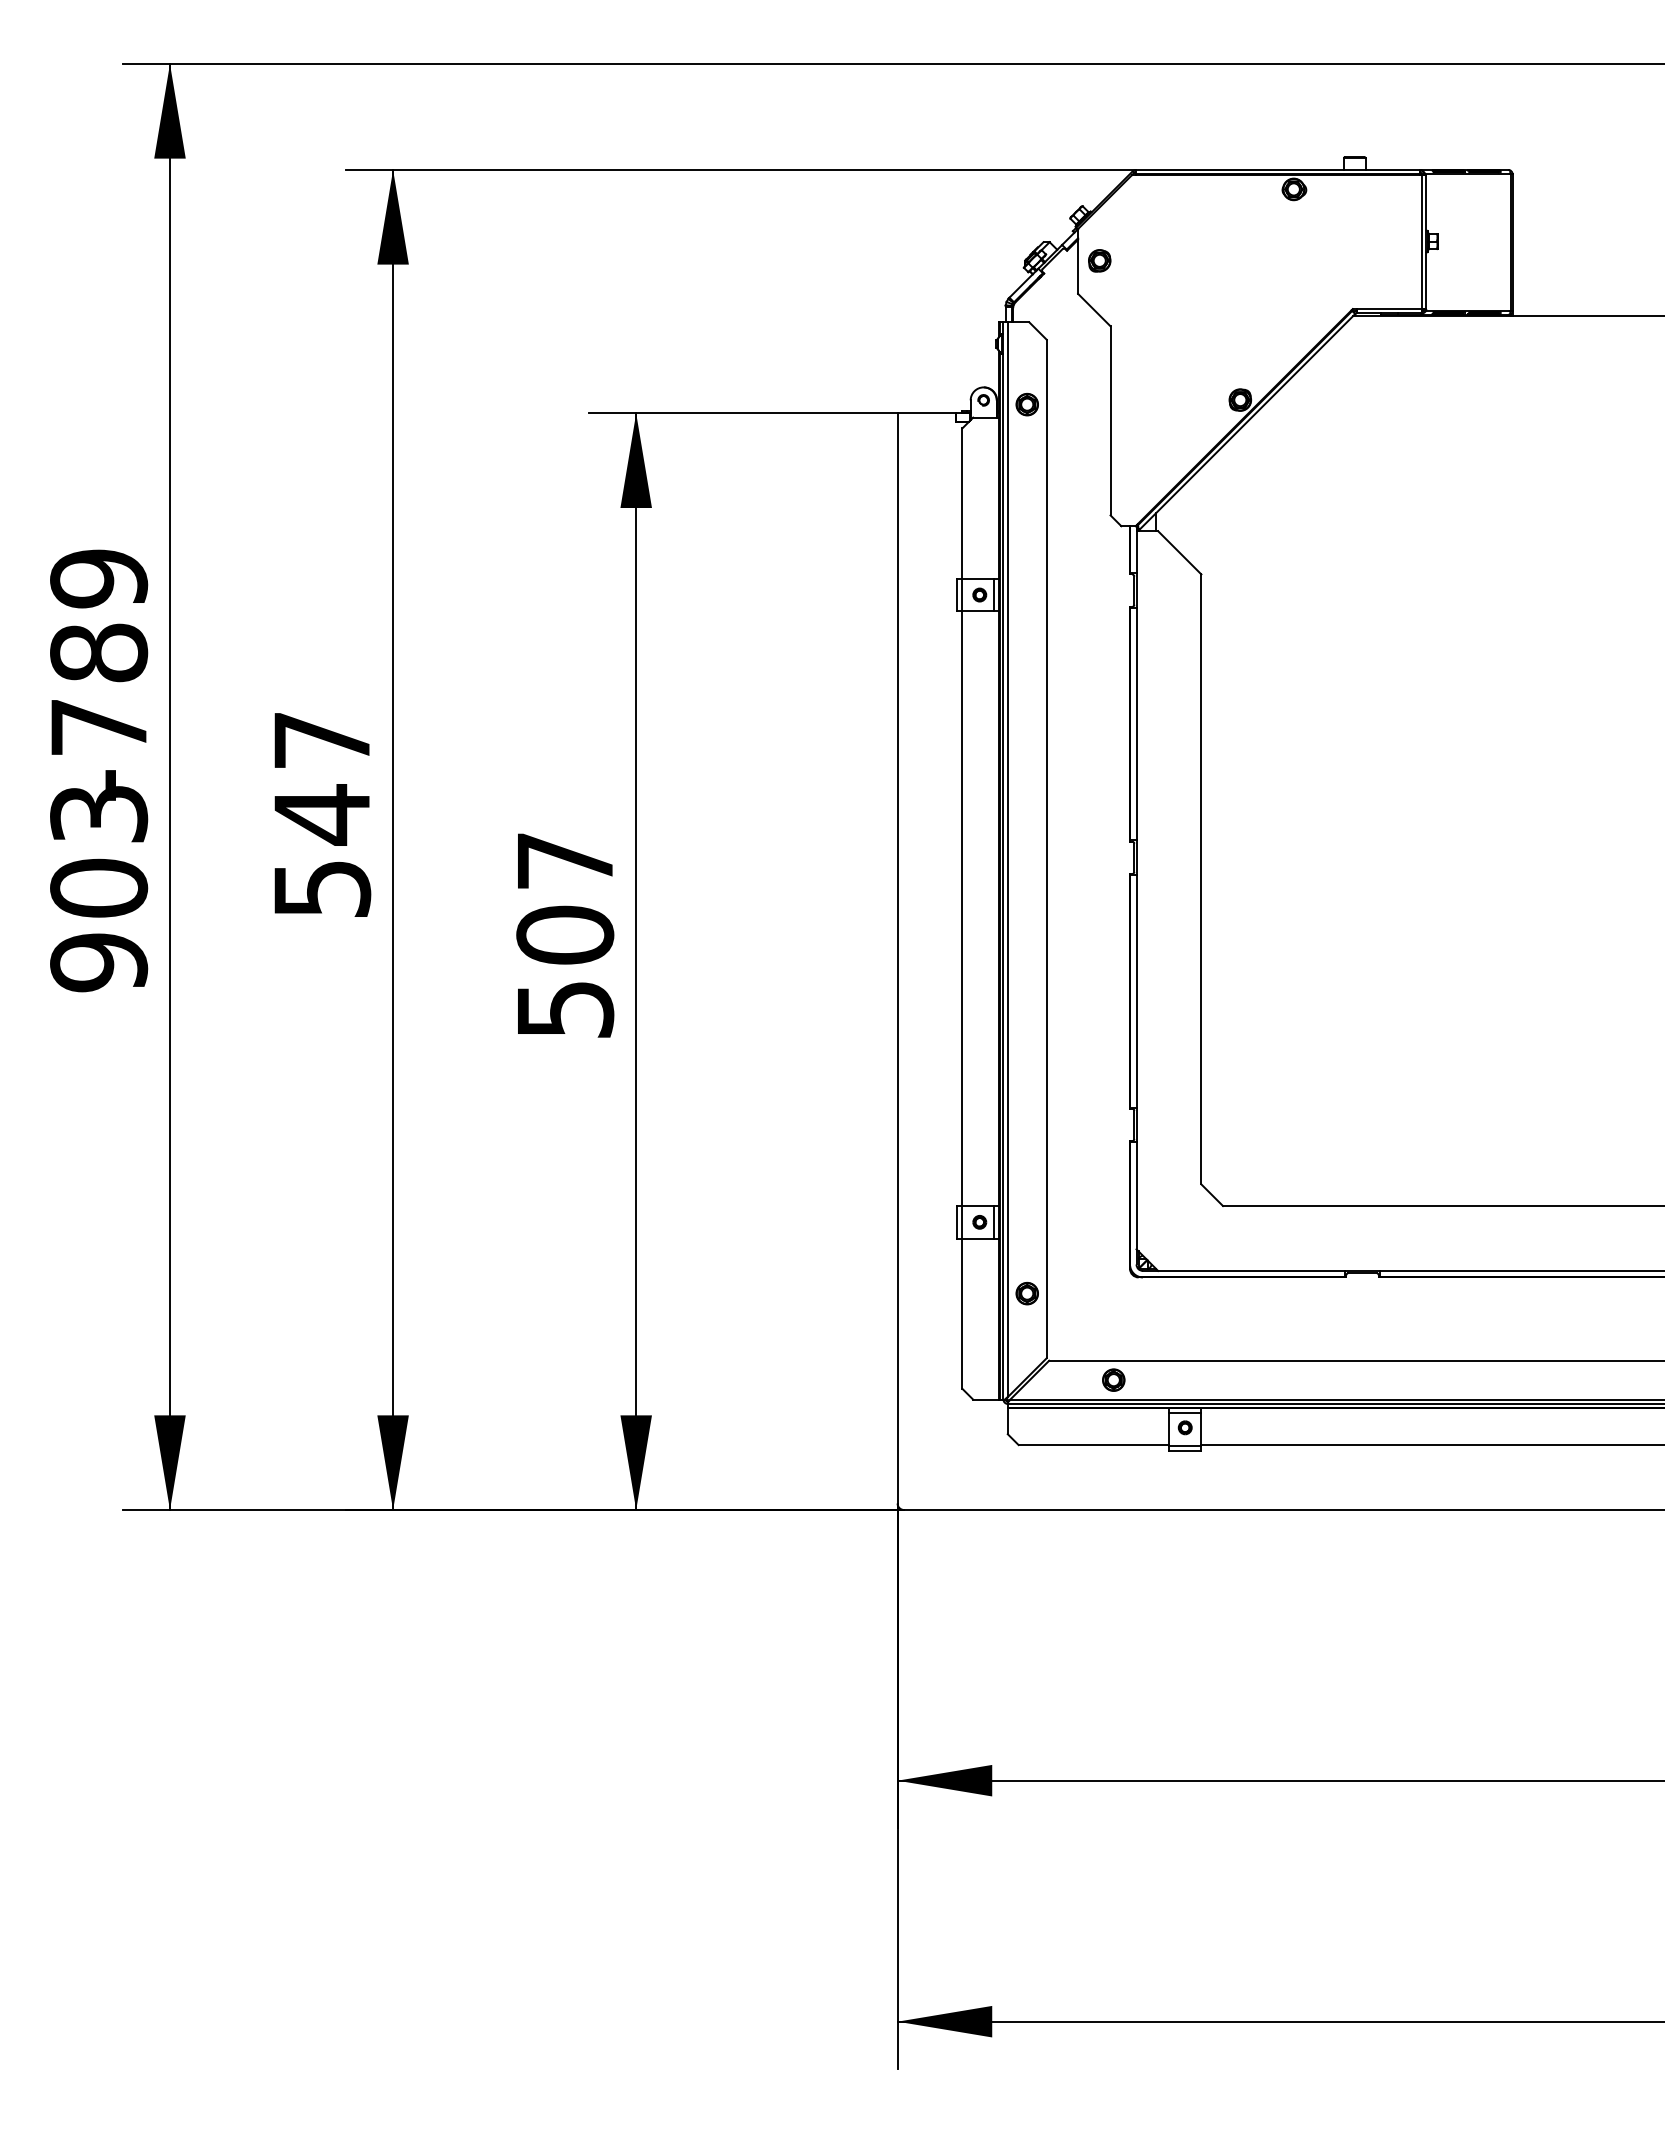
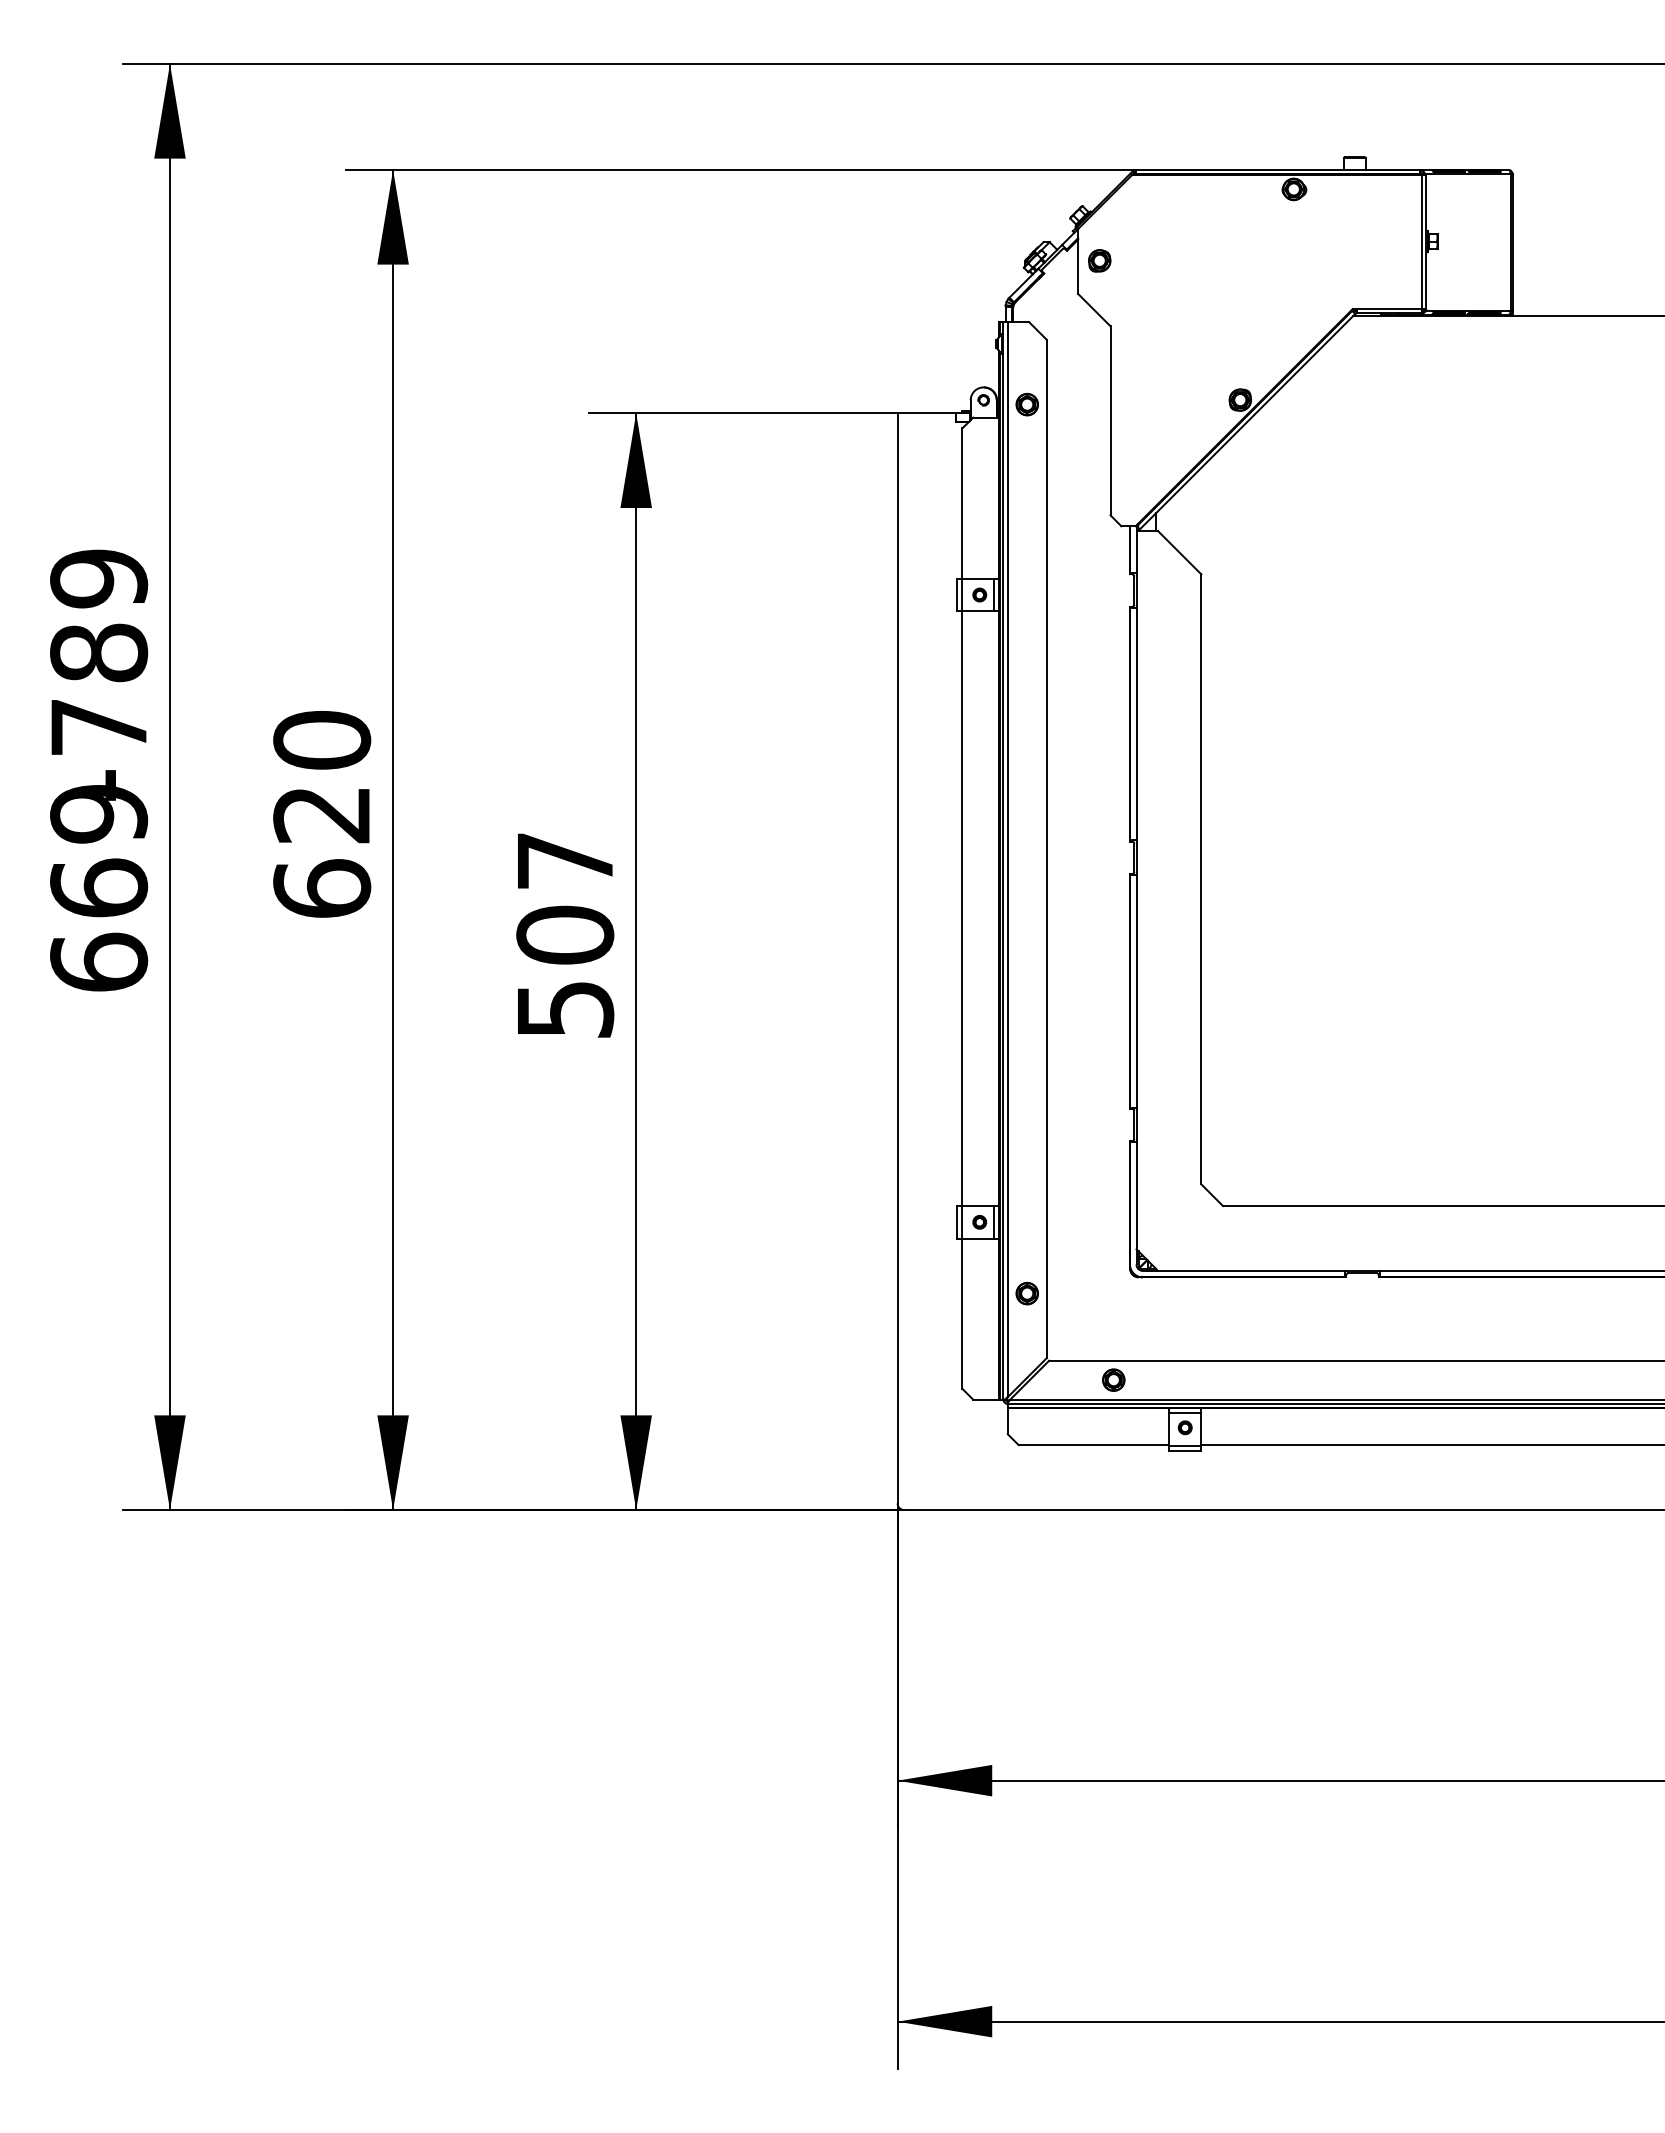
text: 547 -> 620 (322, 814)
text: 903 -> 669 (99, 888)
